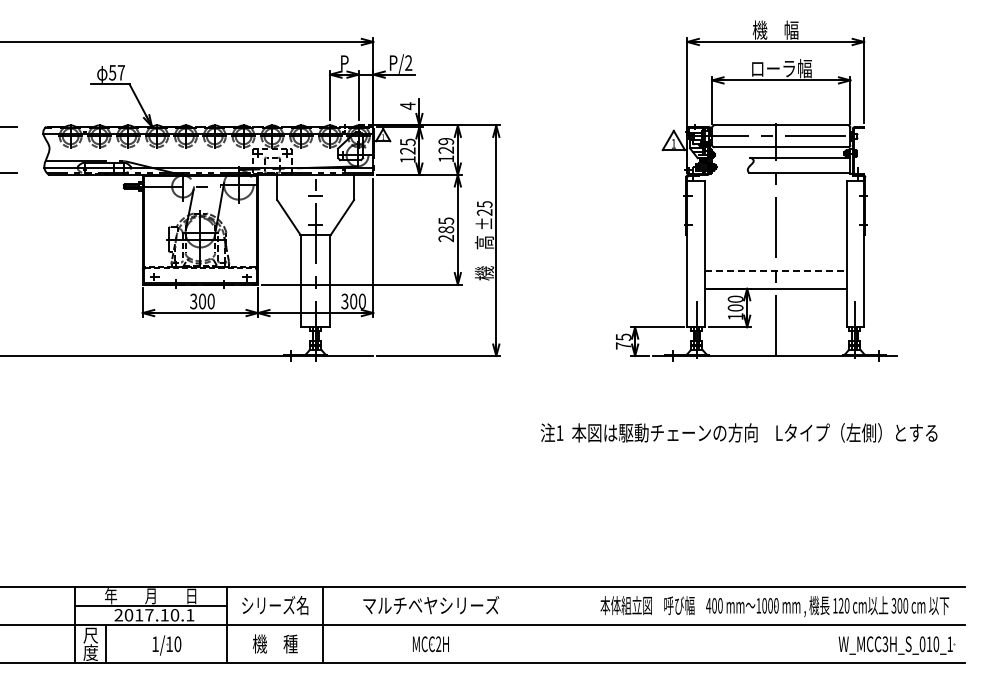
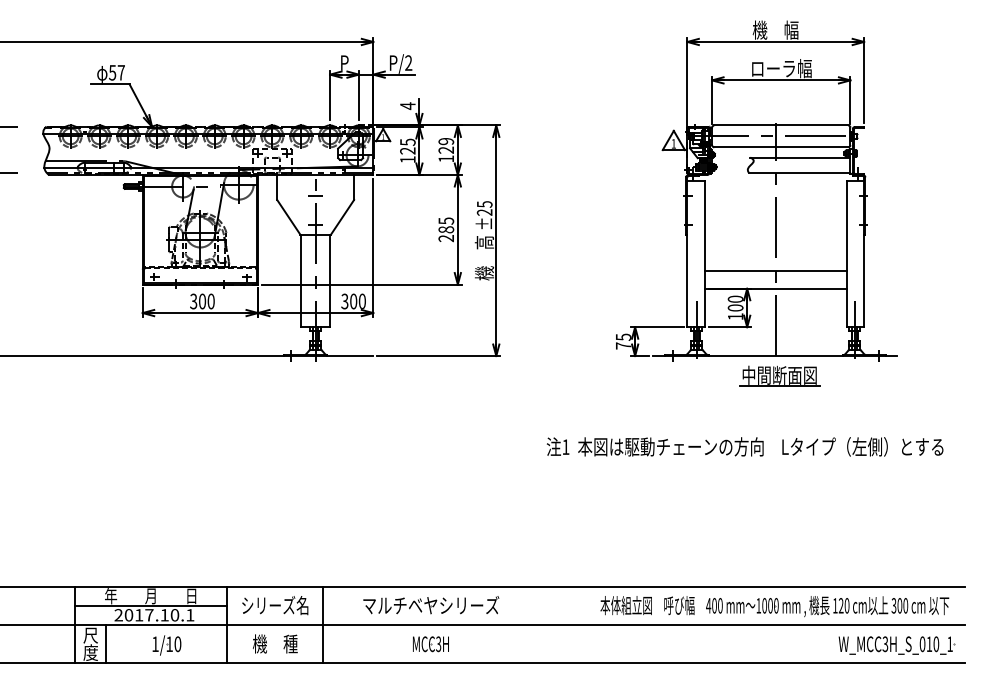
line: dashed -> solid (776, 271)
part: none -> present (779, 375)
text position: (738, 432) -> (744, 446) (744, 446)
text: MCC2H -> MCC3H (438, 644)
